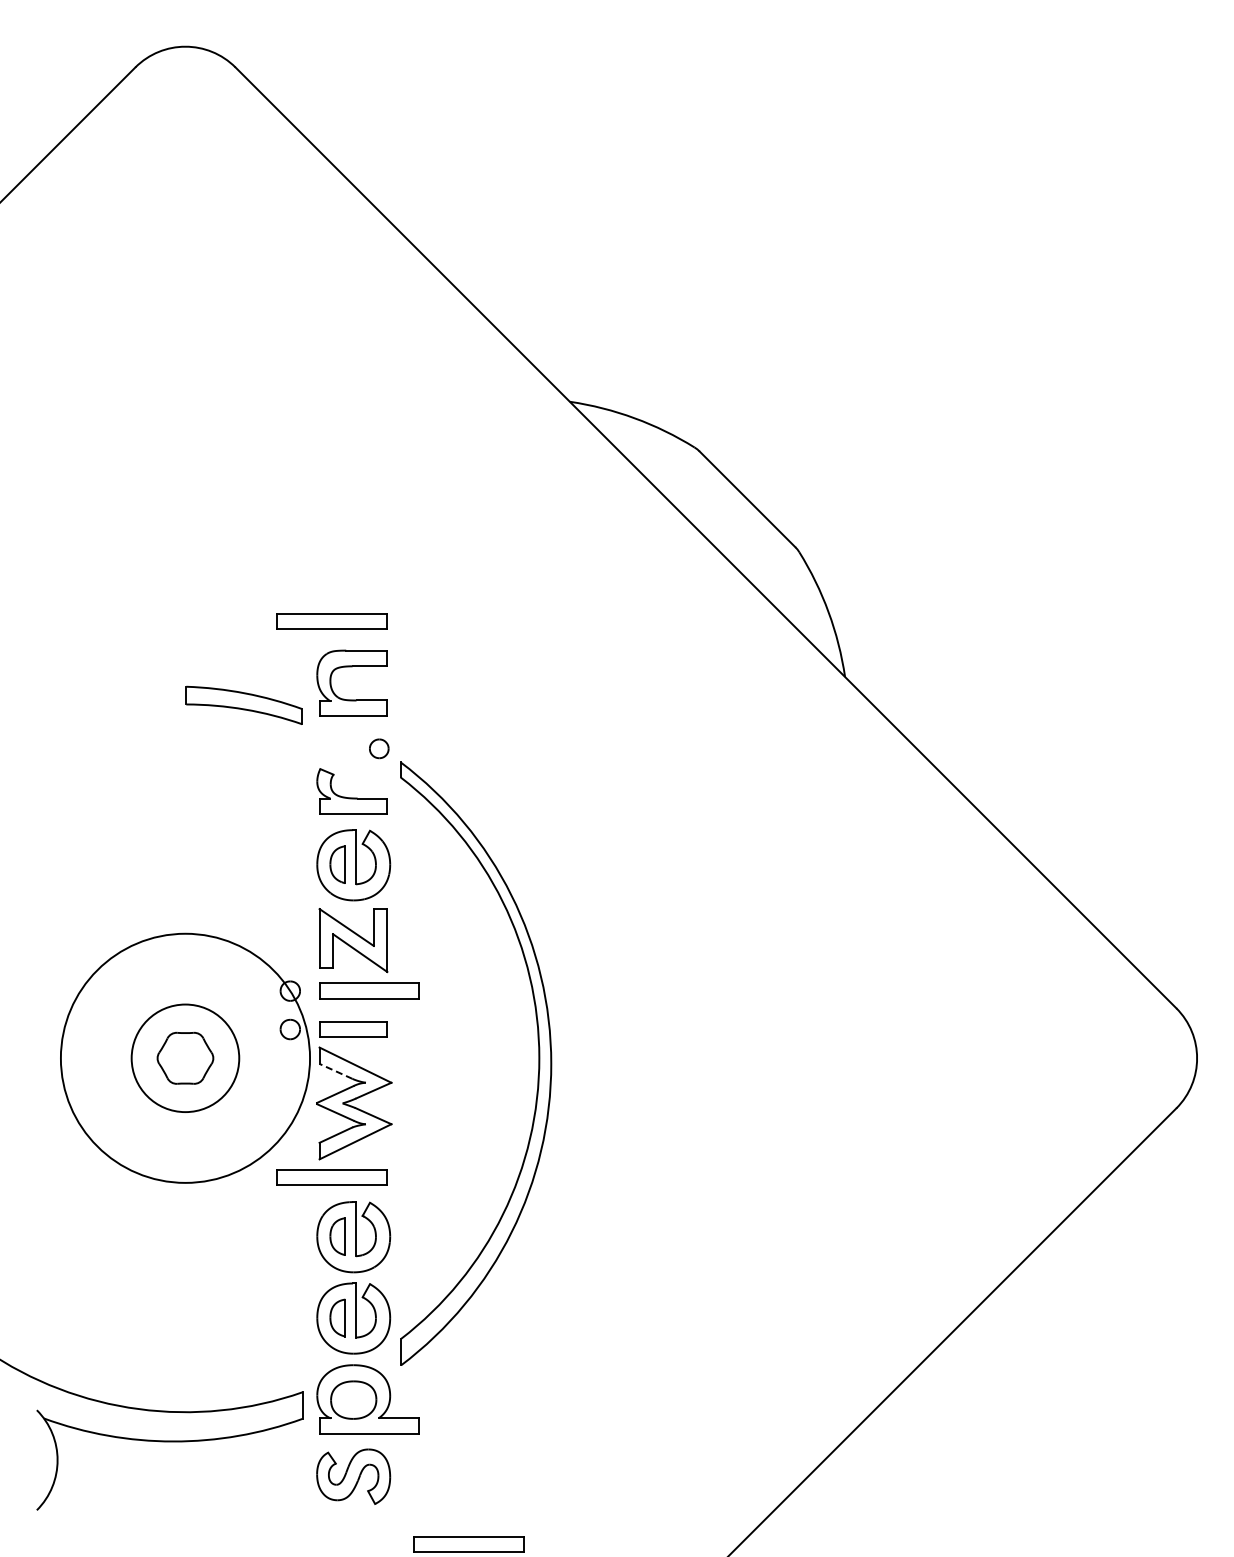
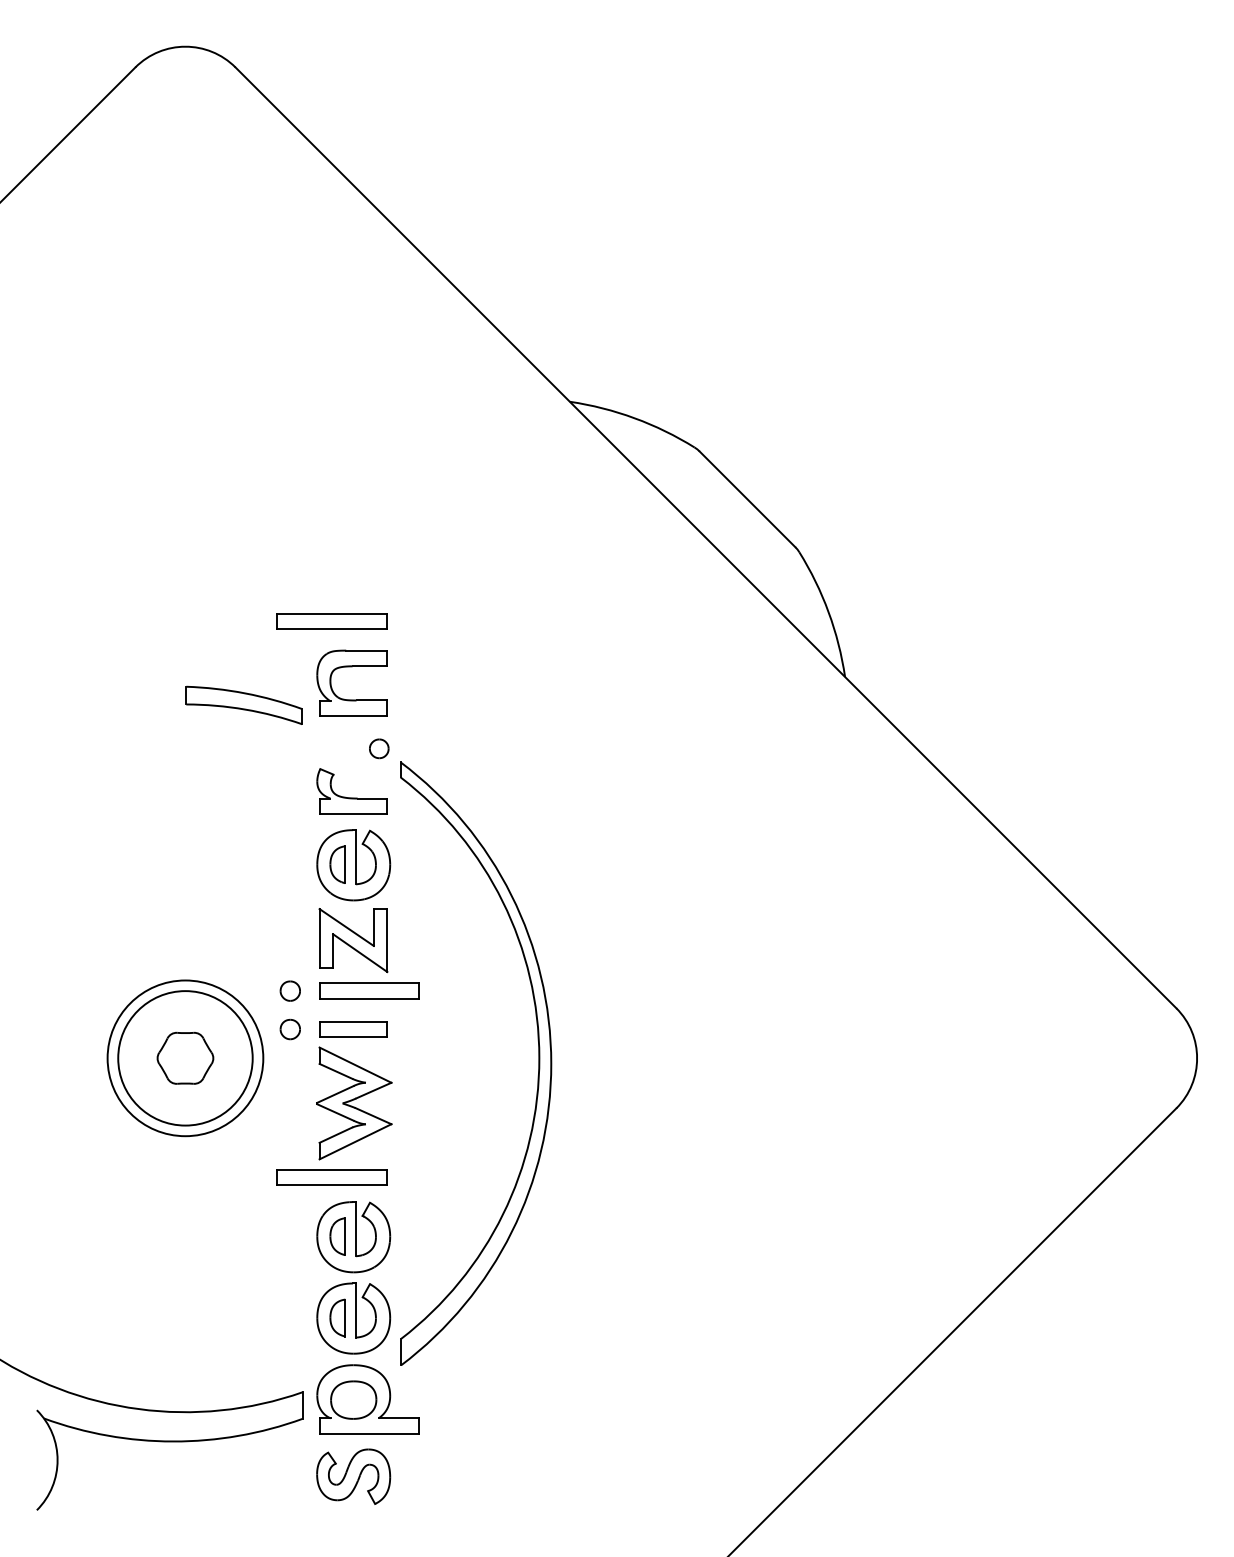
circle diameter: 249 px -> 156 px (185, 1058)
circle diameter: 108 px -> 134 px (185, 1058)
line: dashed -> solid (335, 1071)
part: present -> none (468, 1544)
